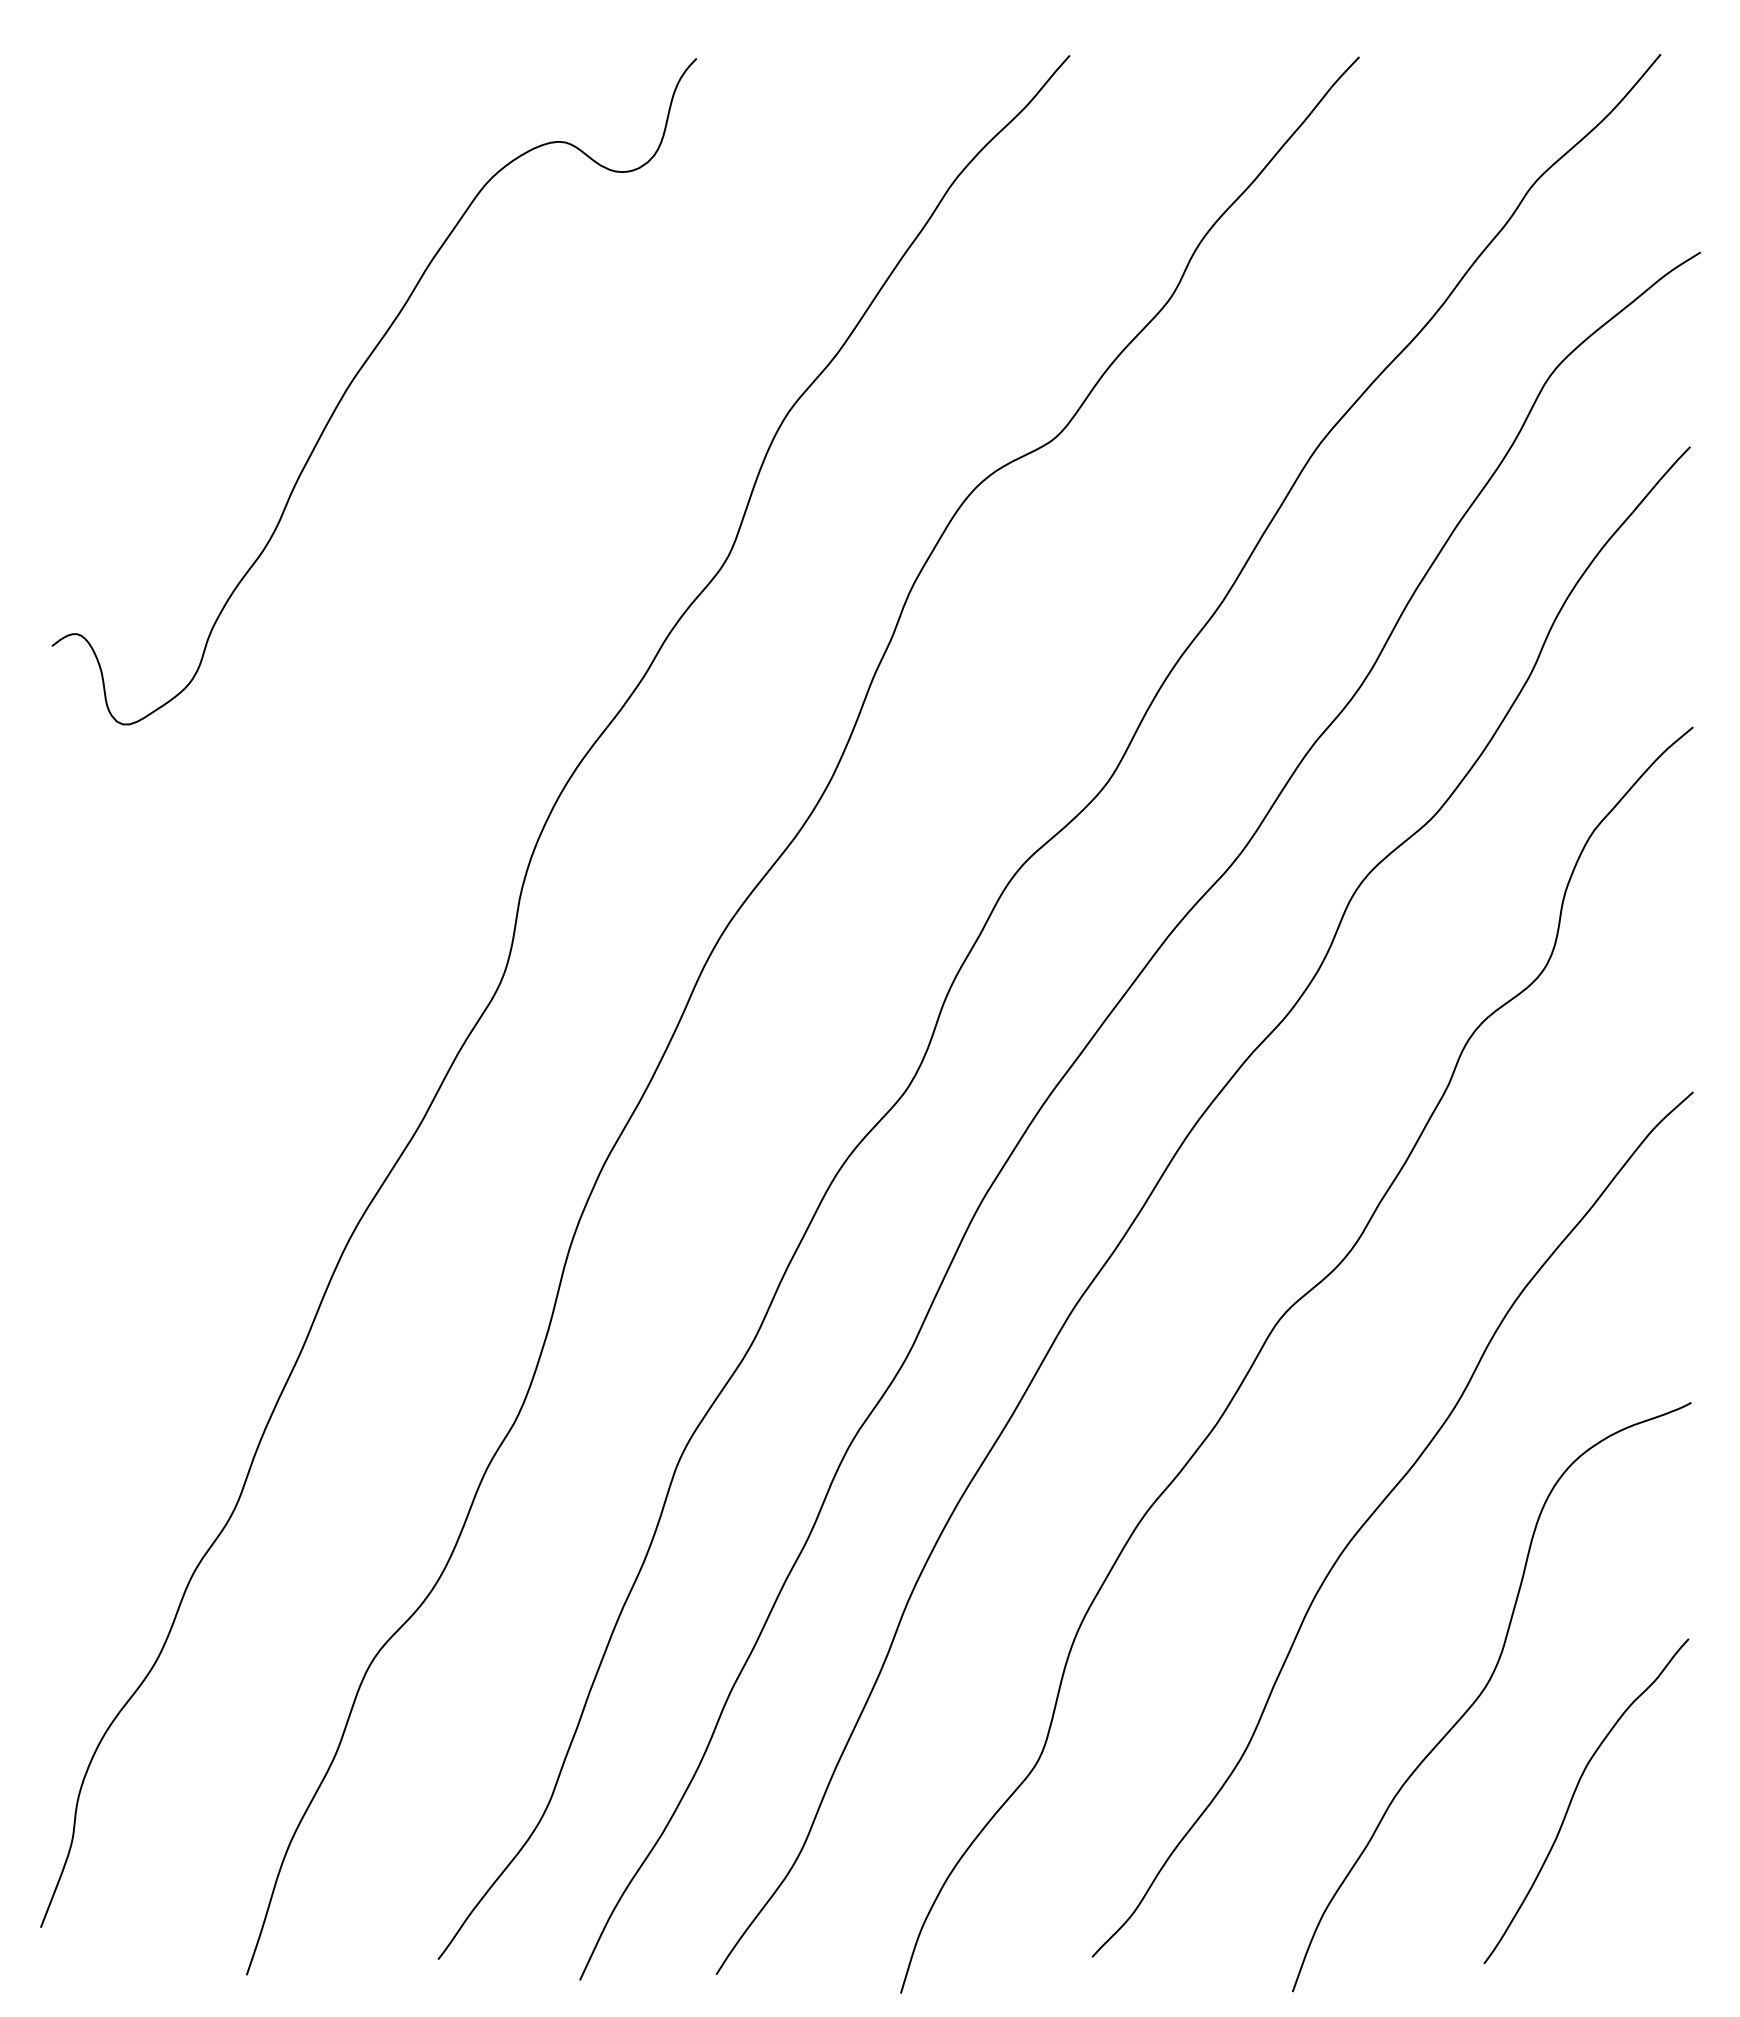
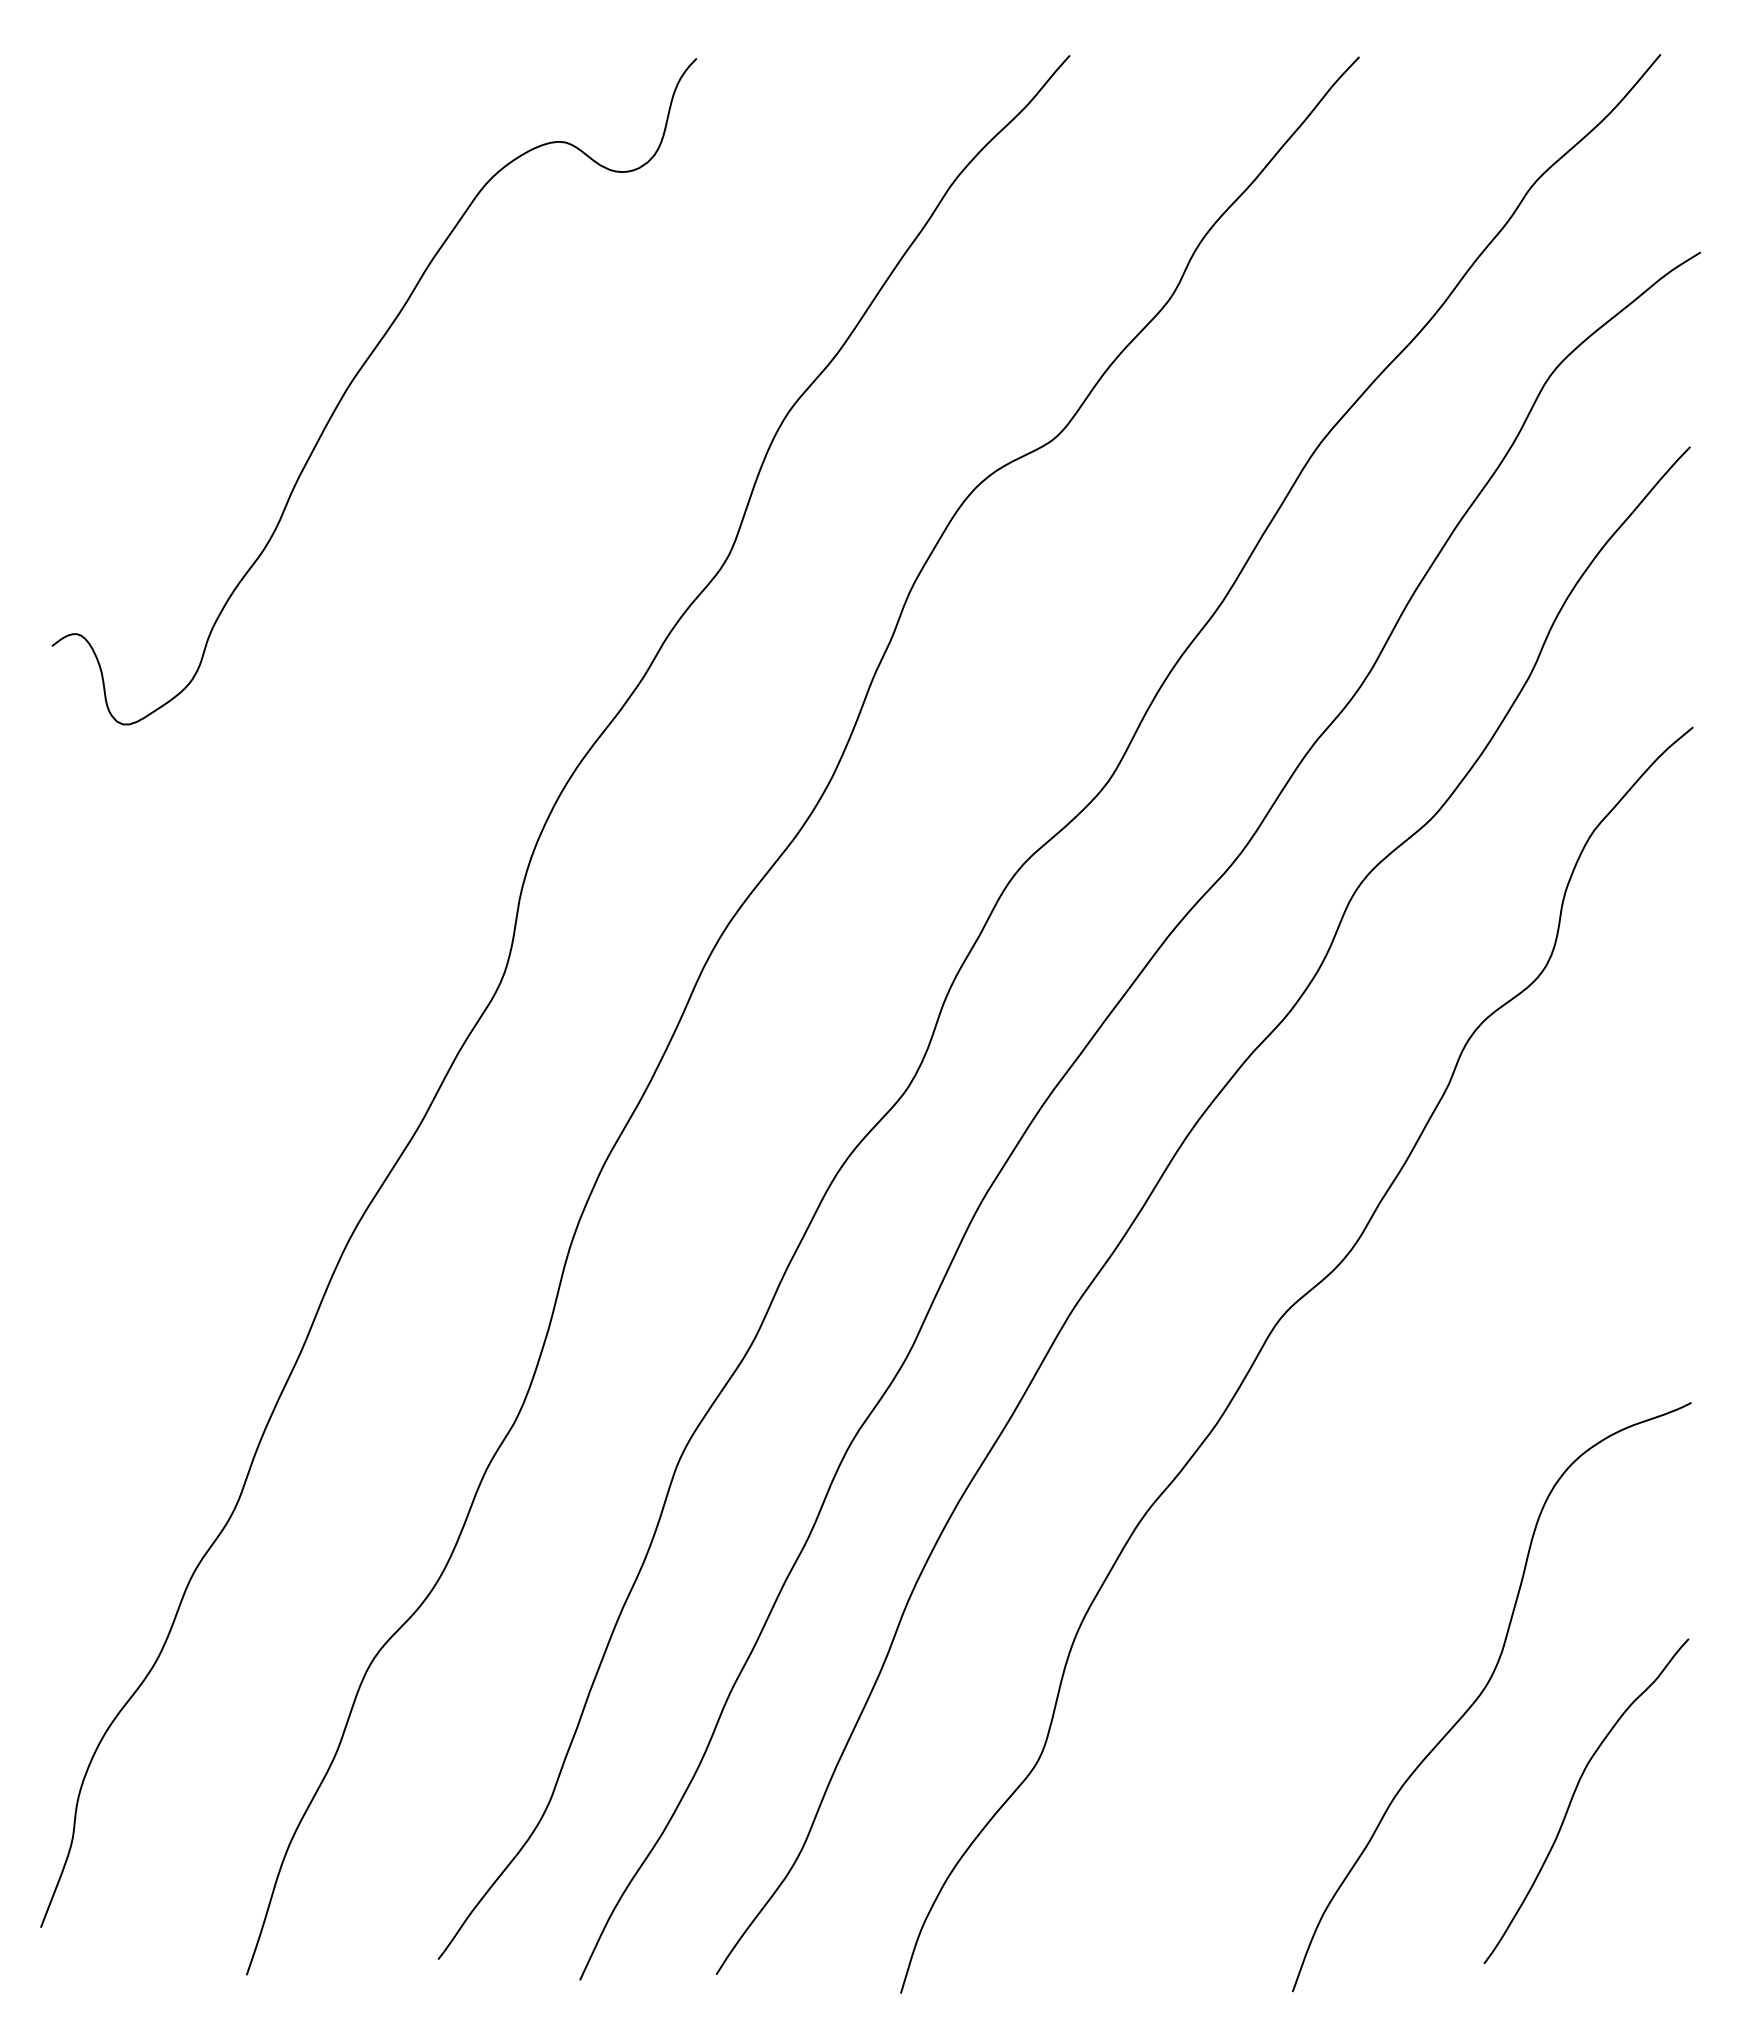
curve: present -> none (1374, 1513)
